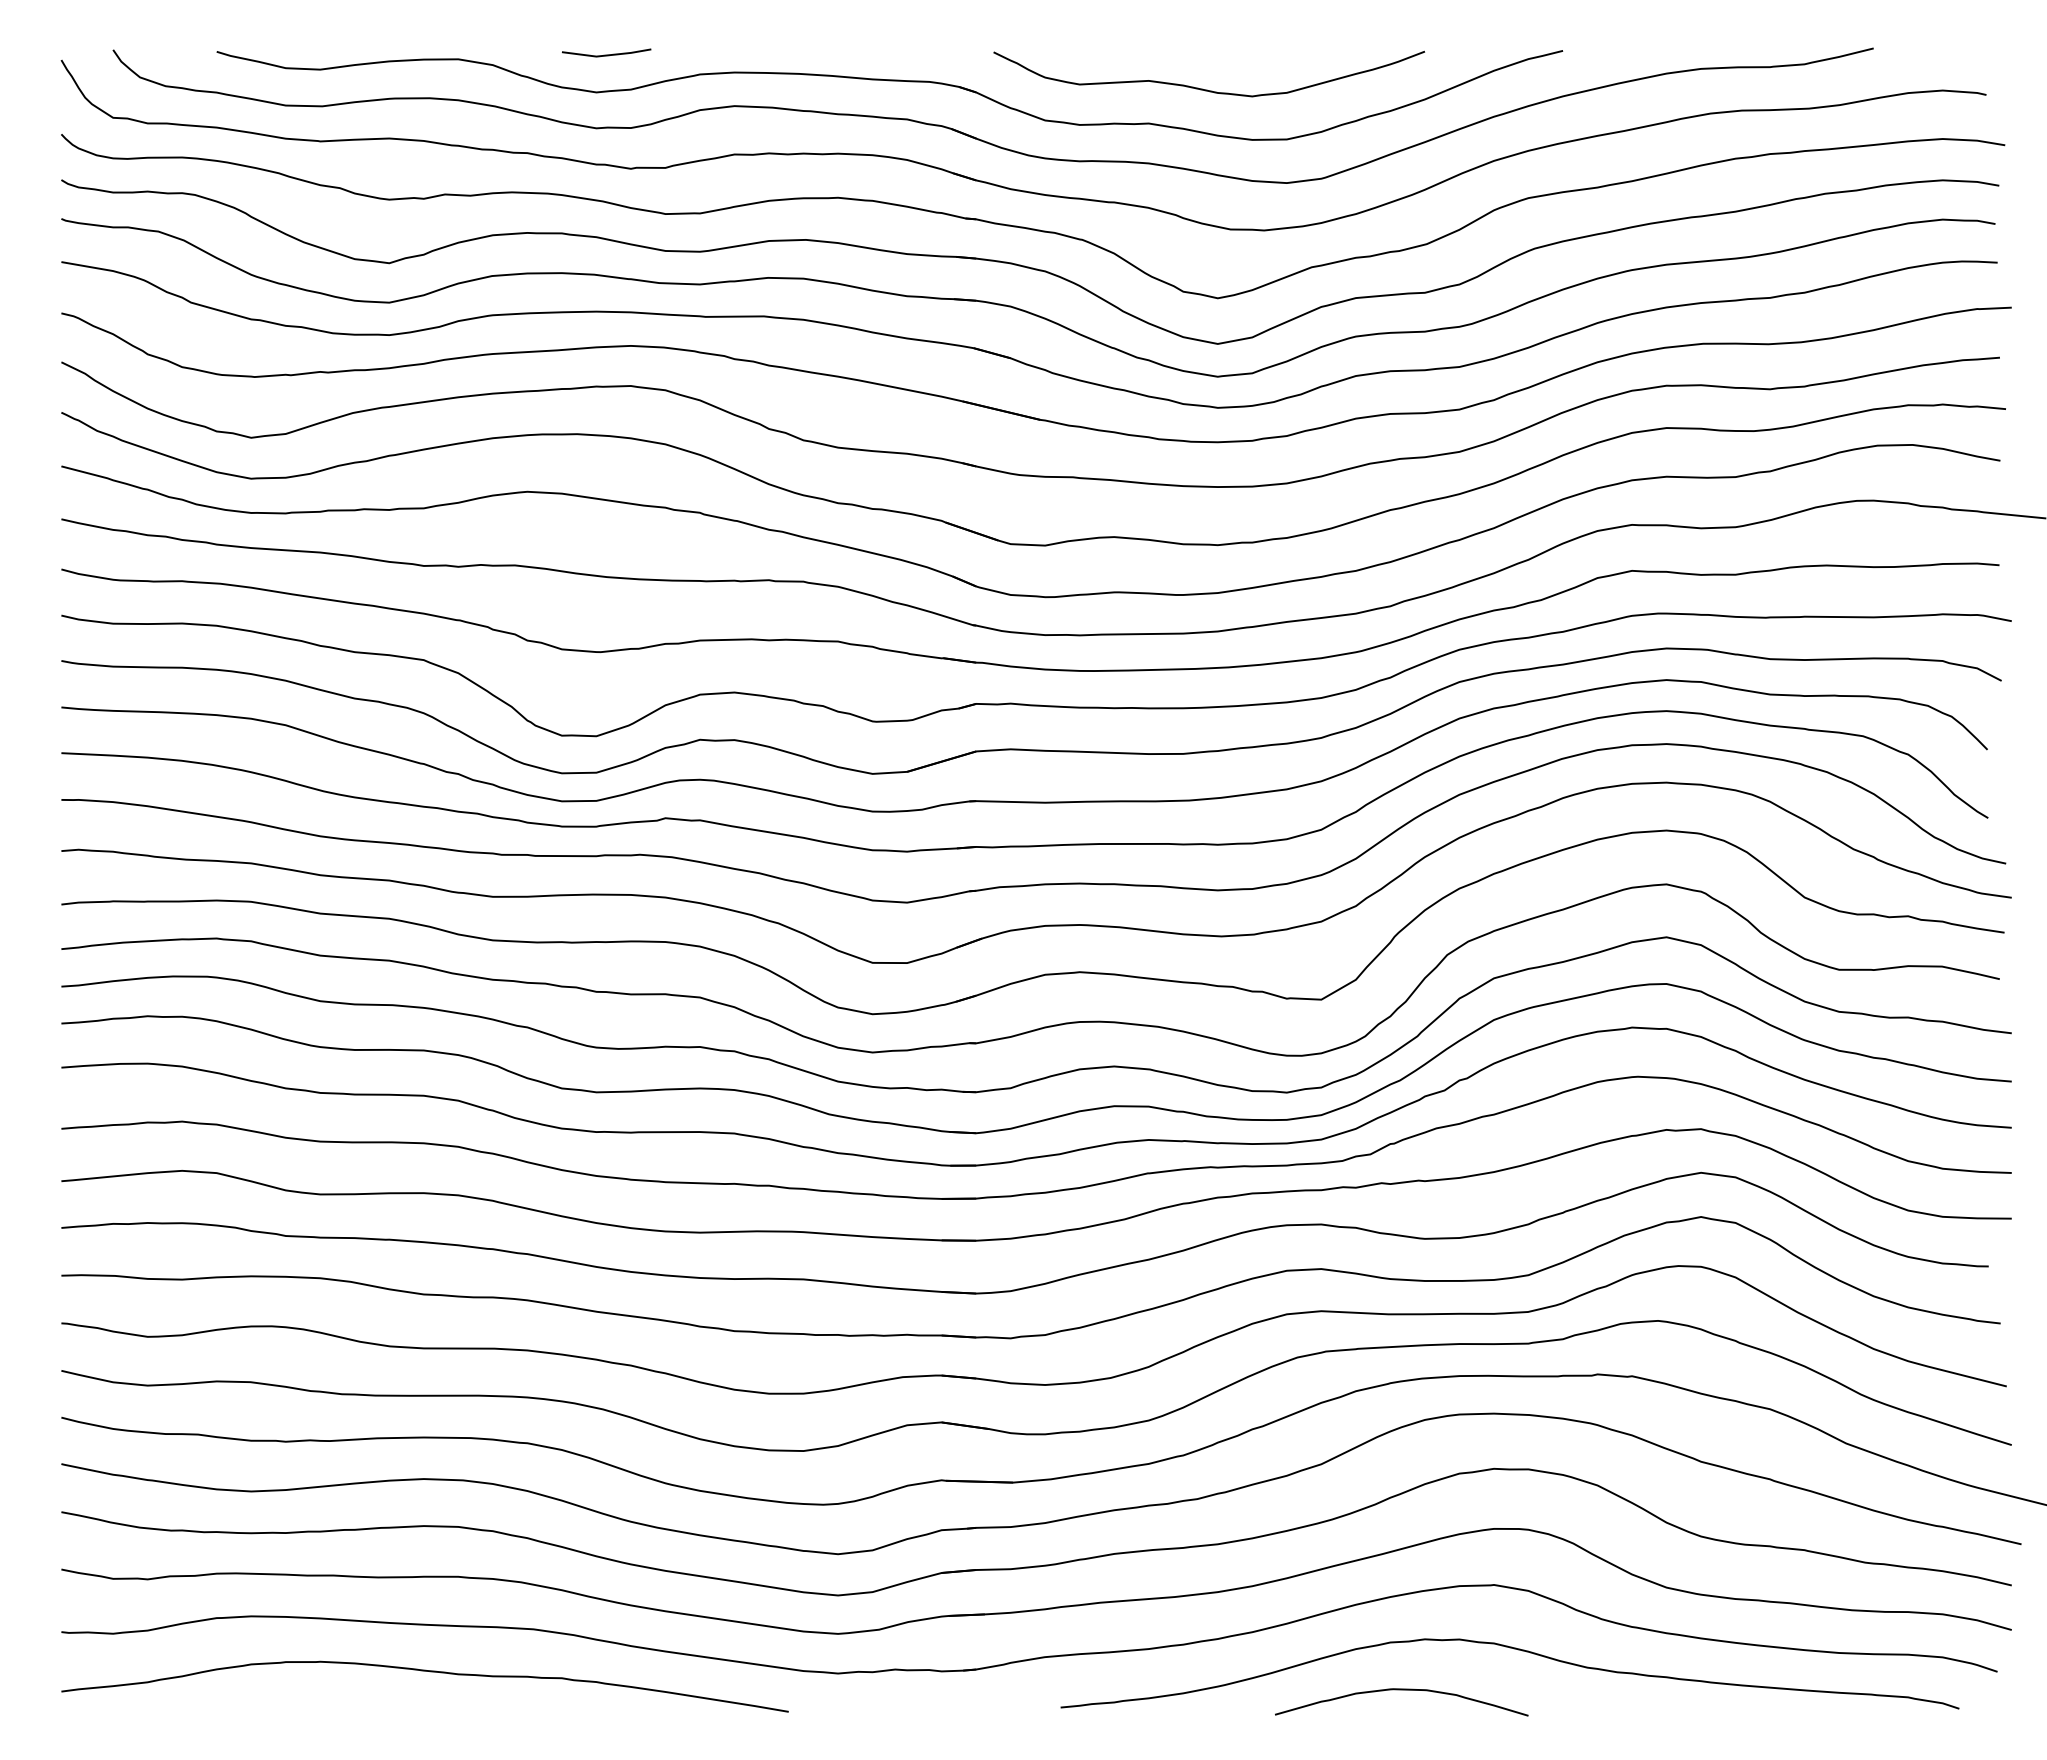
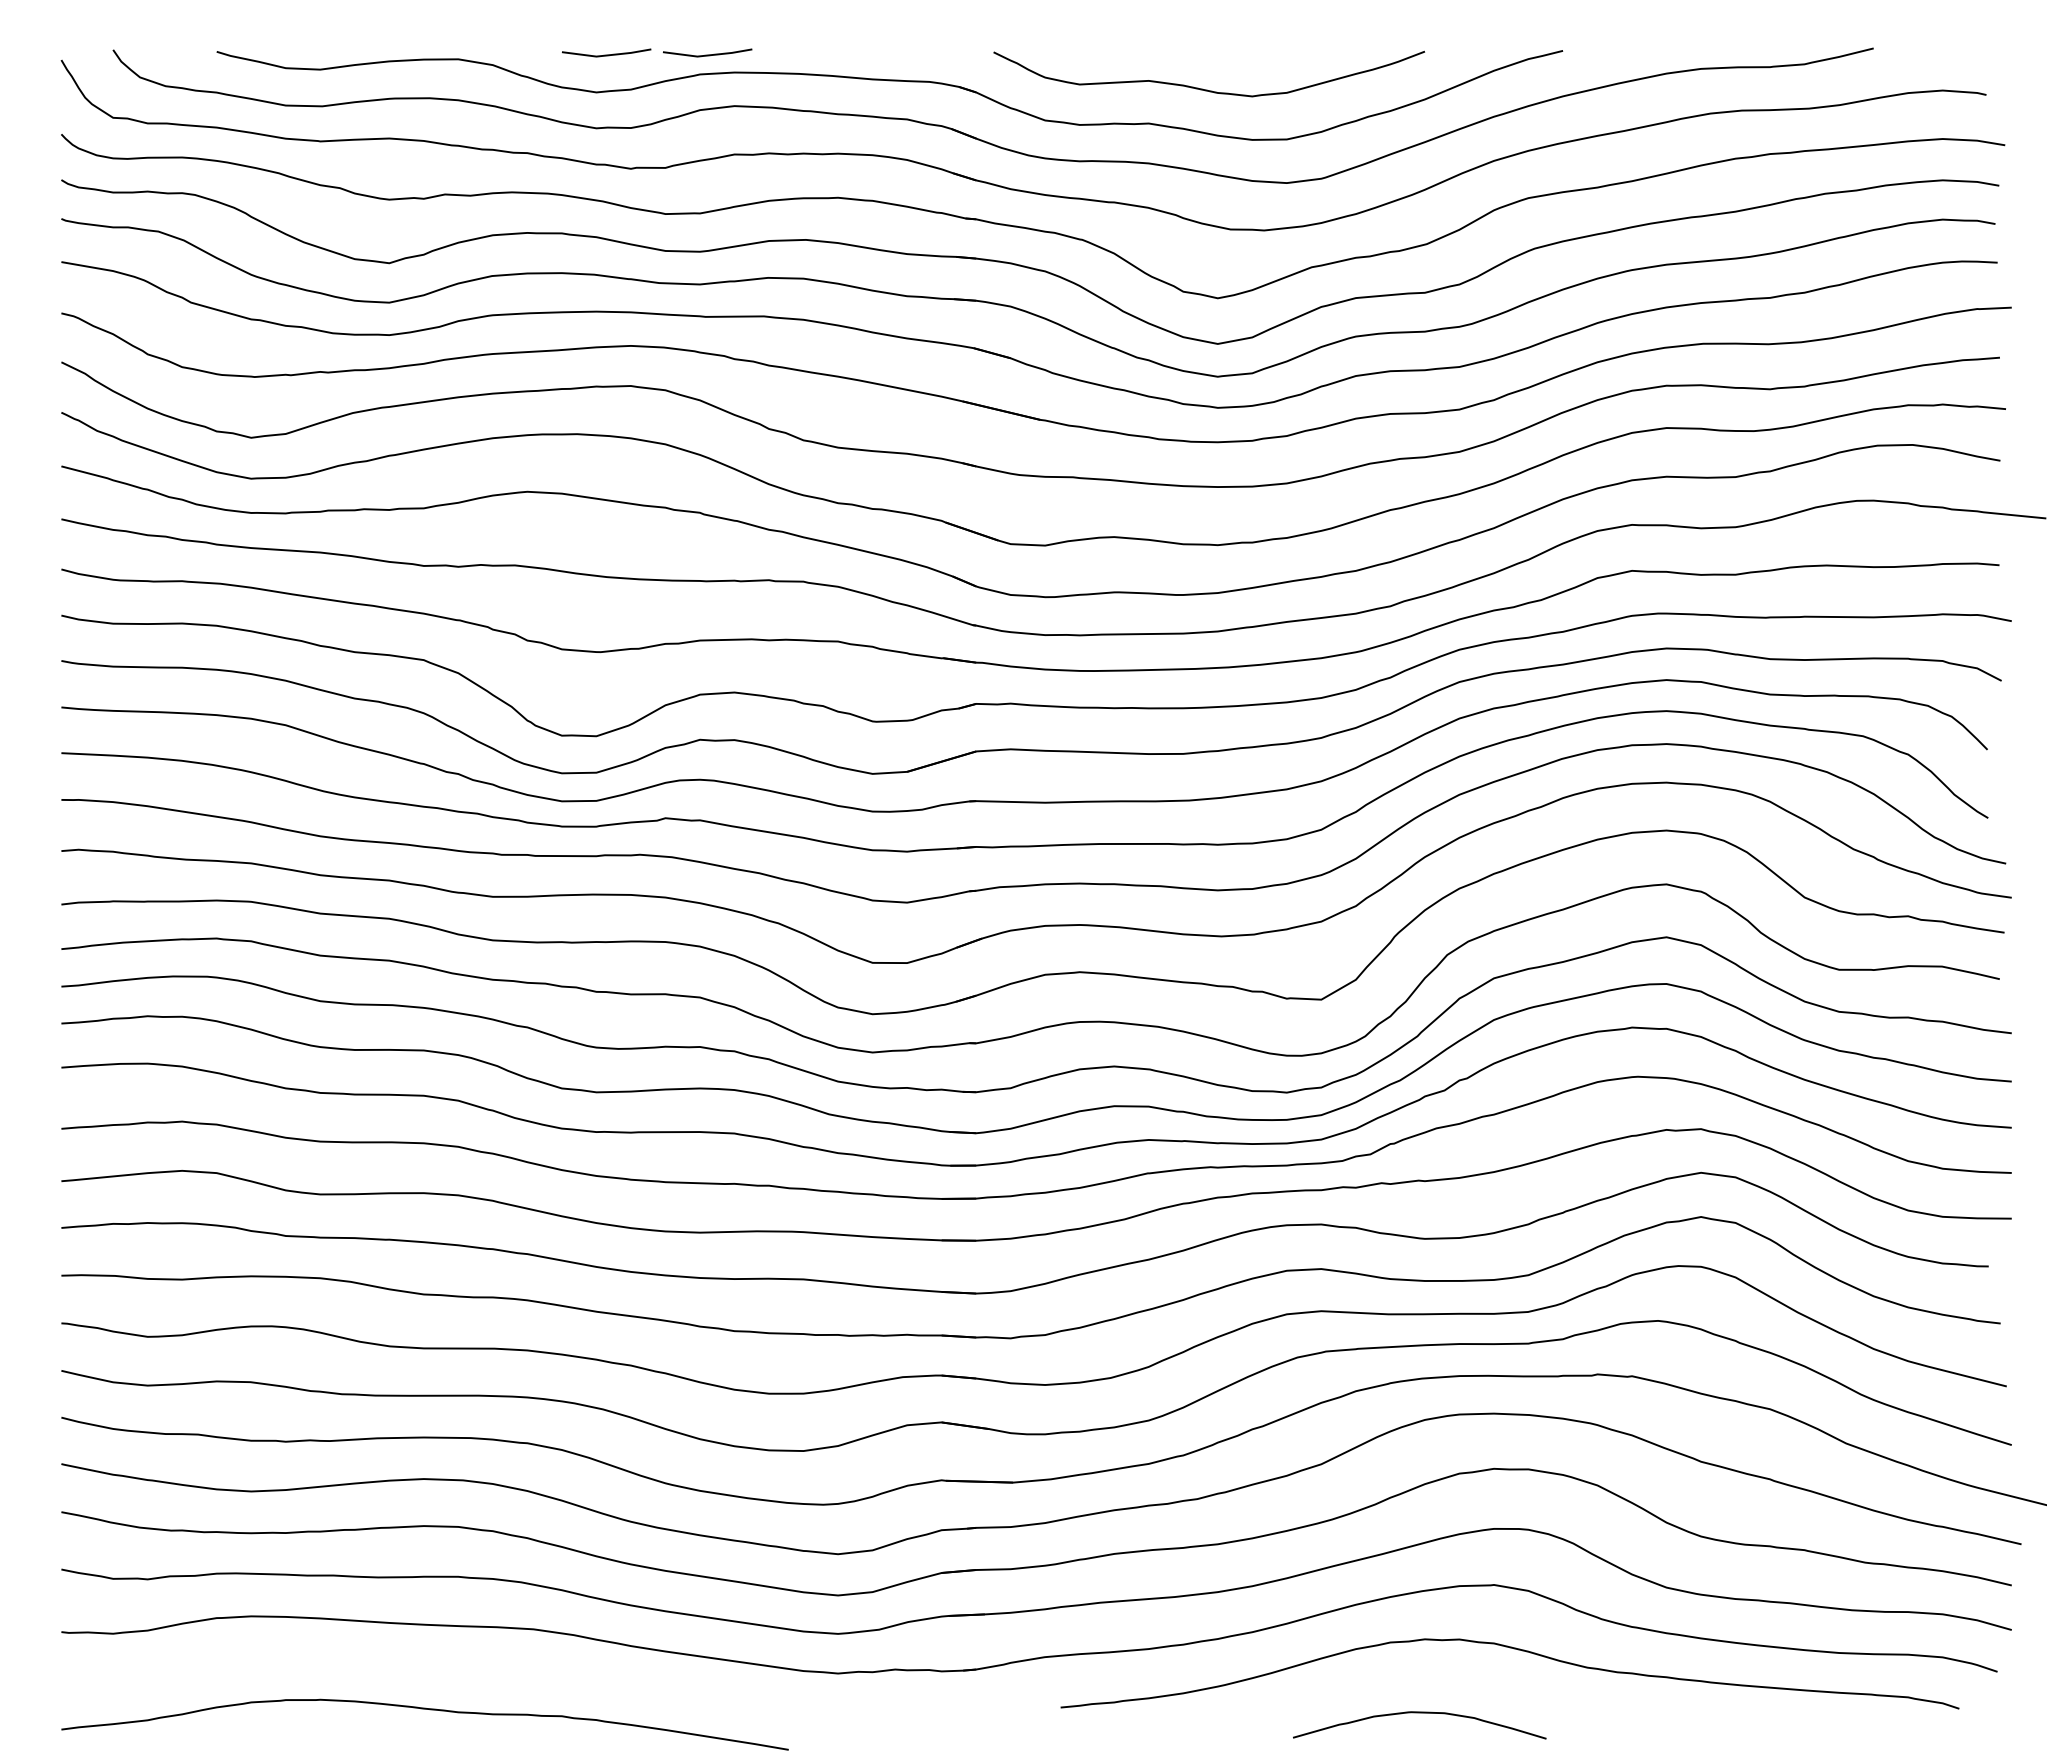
line: none -> present (707, 54)
curve position: (424, 1671) -> (424, 1709) (424, 1709)
curve position: (1401, 1690) -> (1419, 1713) (1419, 1713)
